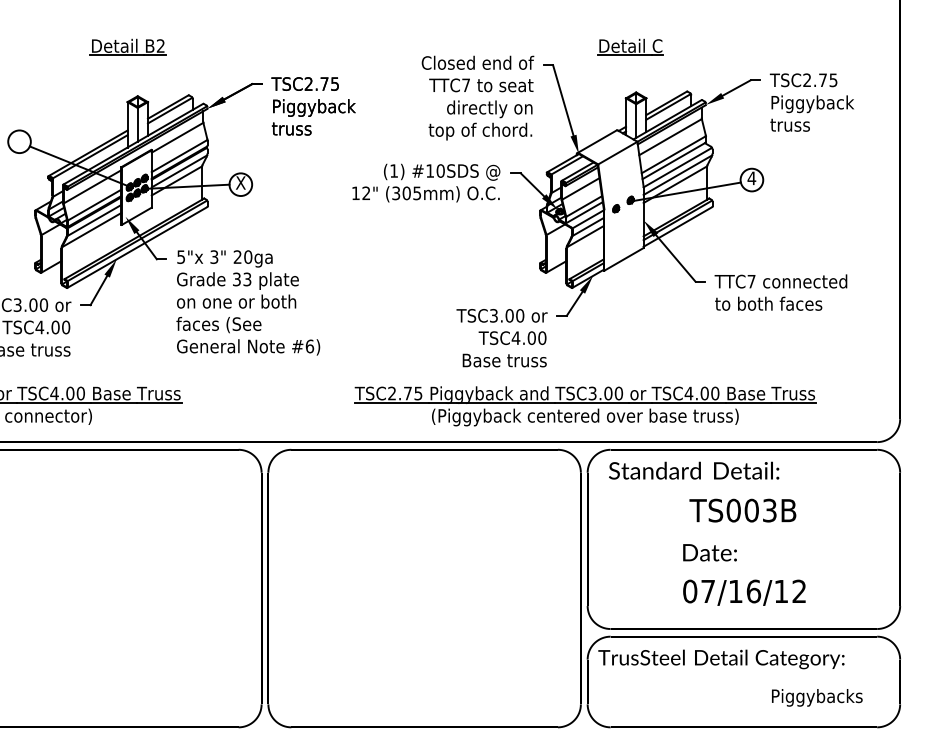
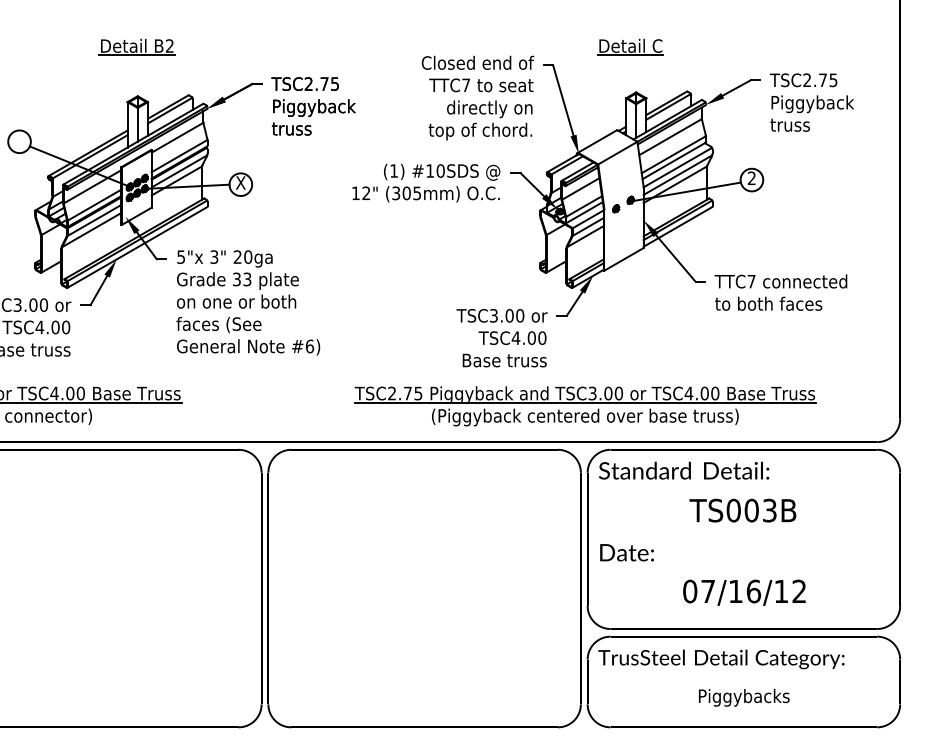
part position: (127, 46) -> (136, 46) (136, 46)
text: 4 -> 2 (751, 178)
text position: (694, 470) -> (684, 470) (684, 470)
text position: (709, 552) -> (626, 552) (626, 552)
text position: (817, 697) -> (744, 697) (744, 697)
